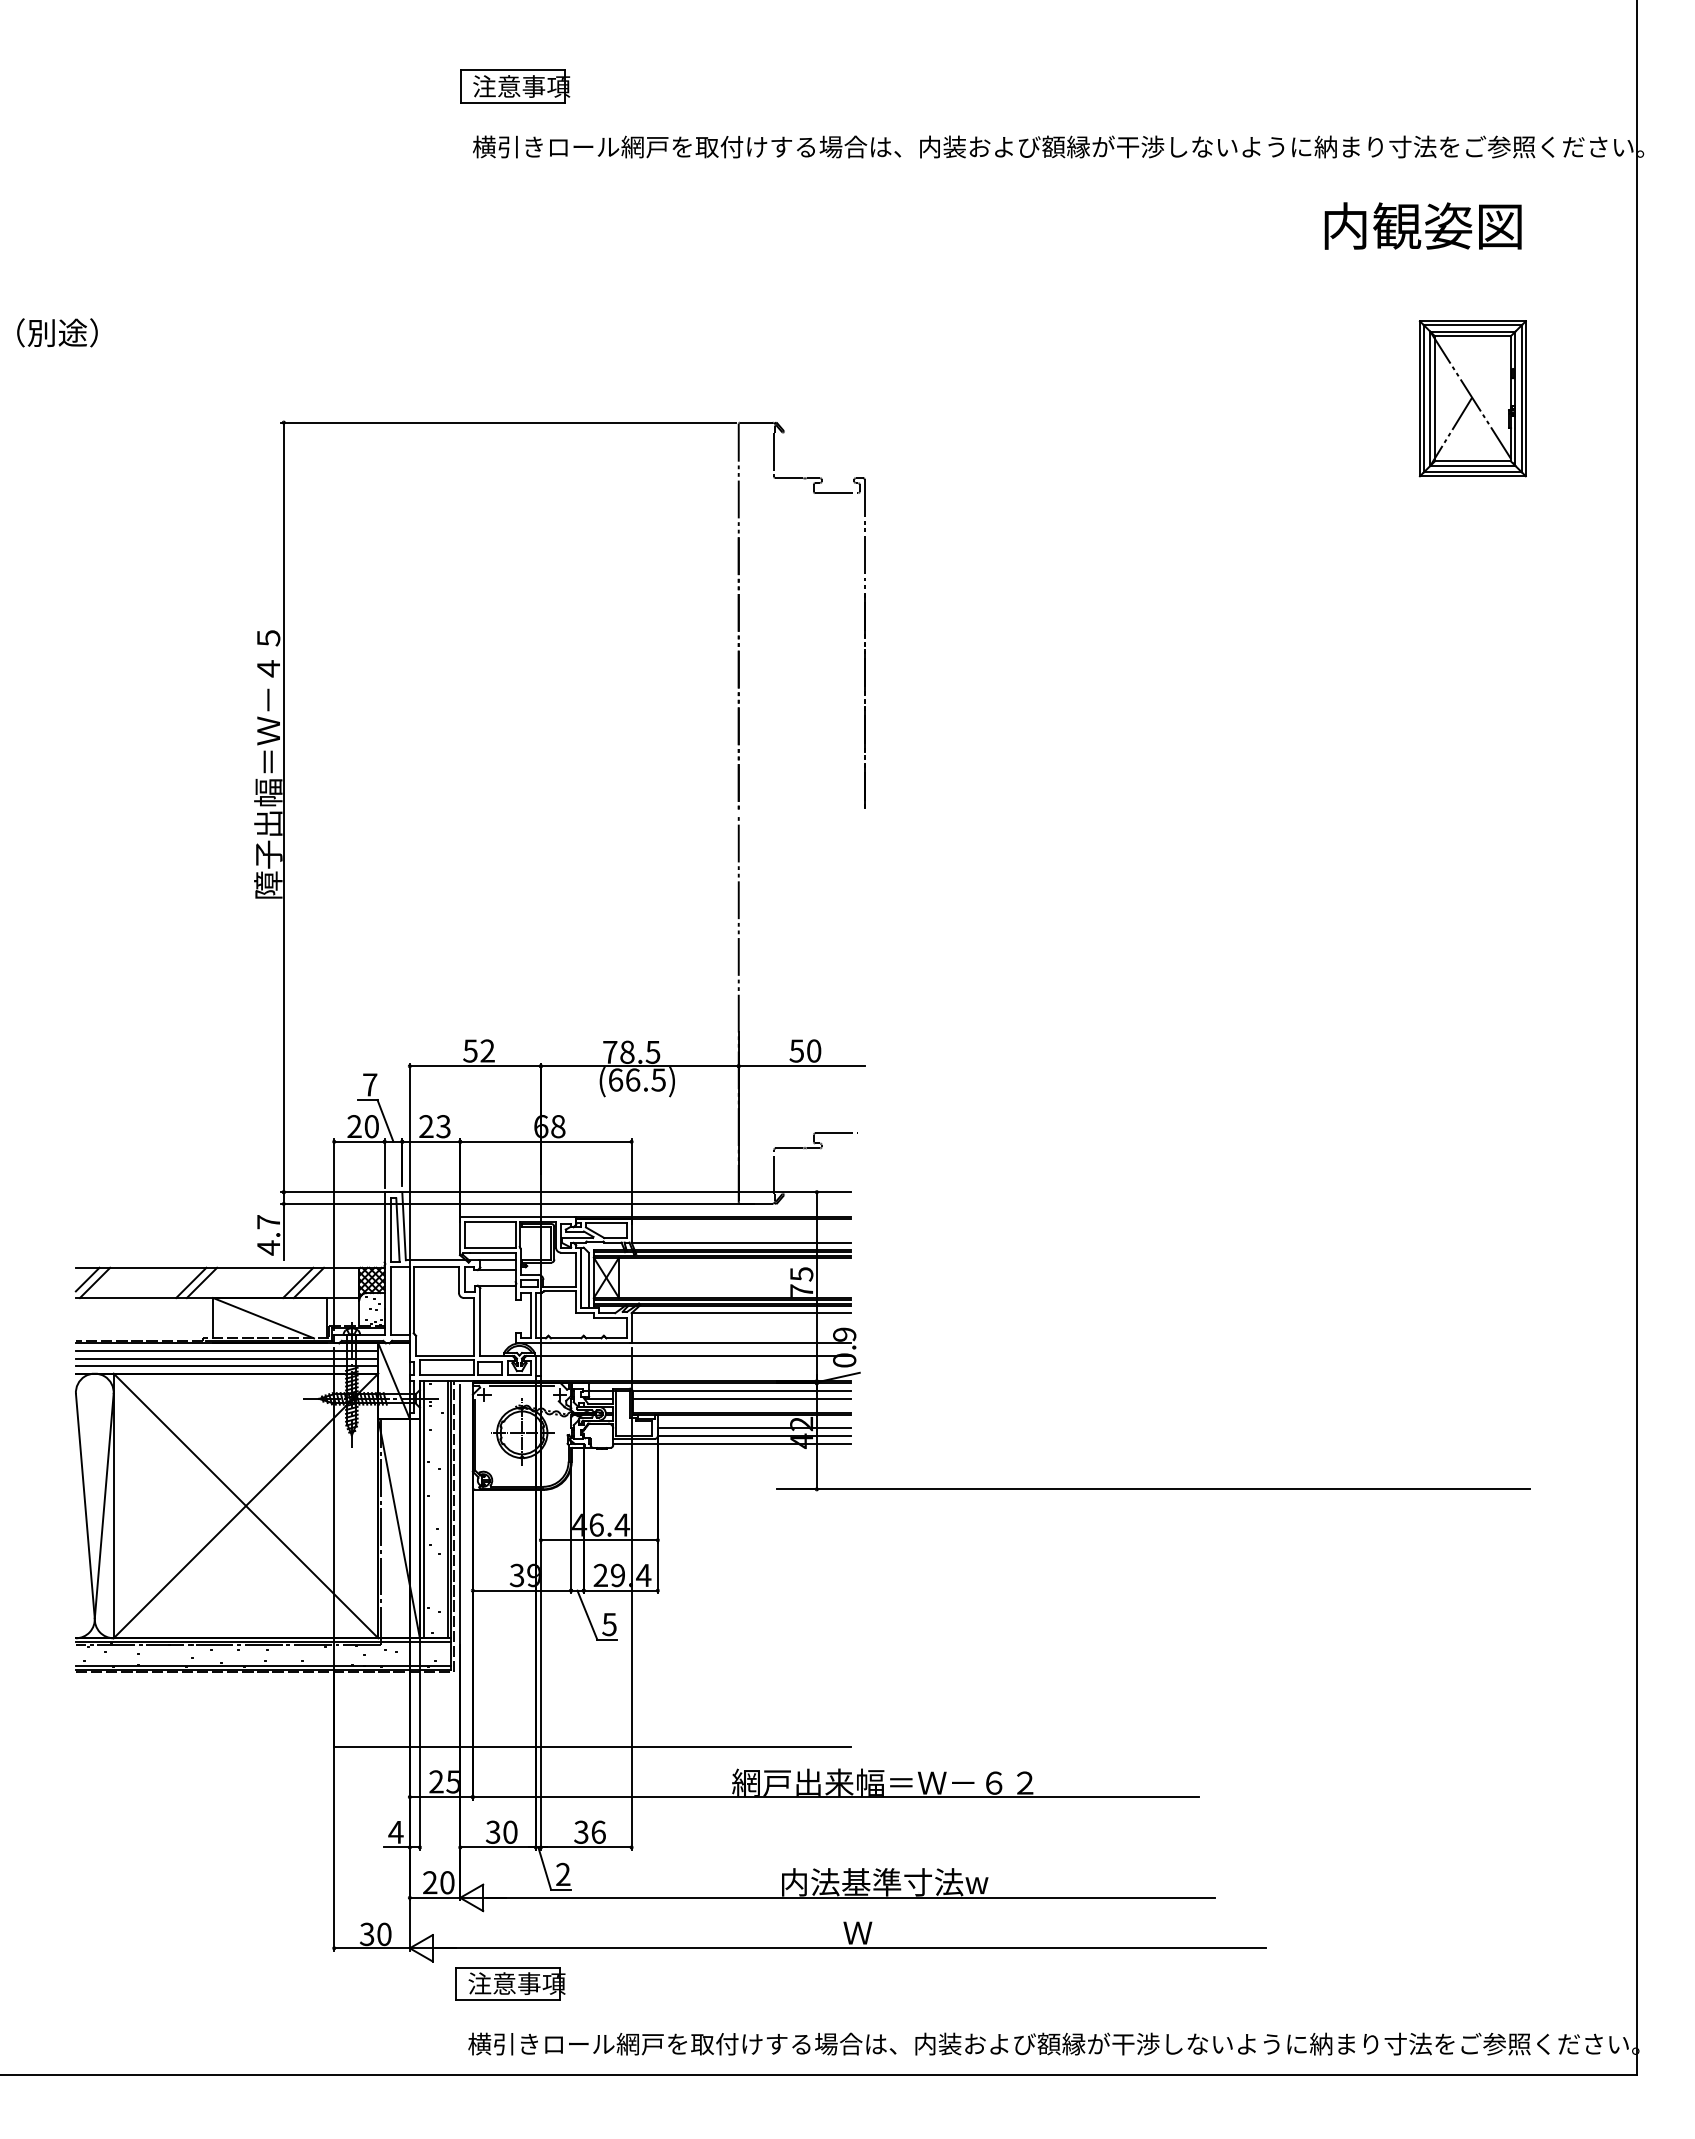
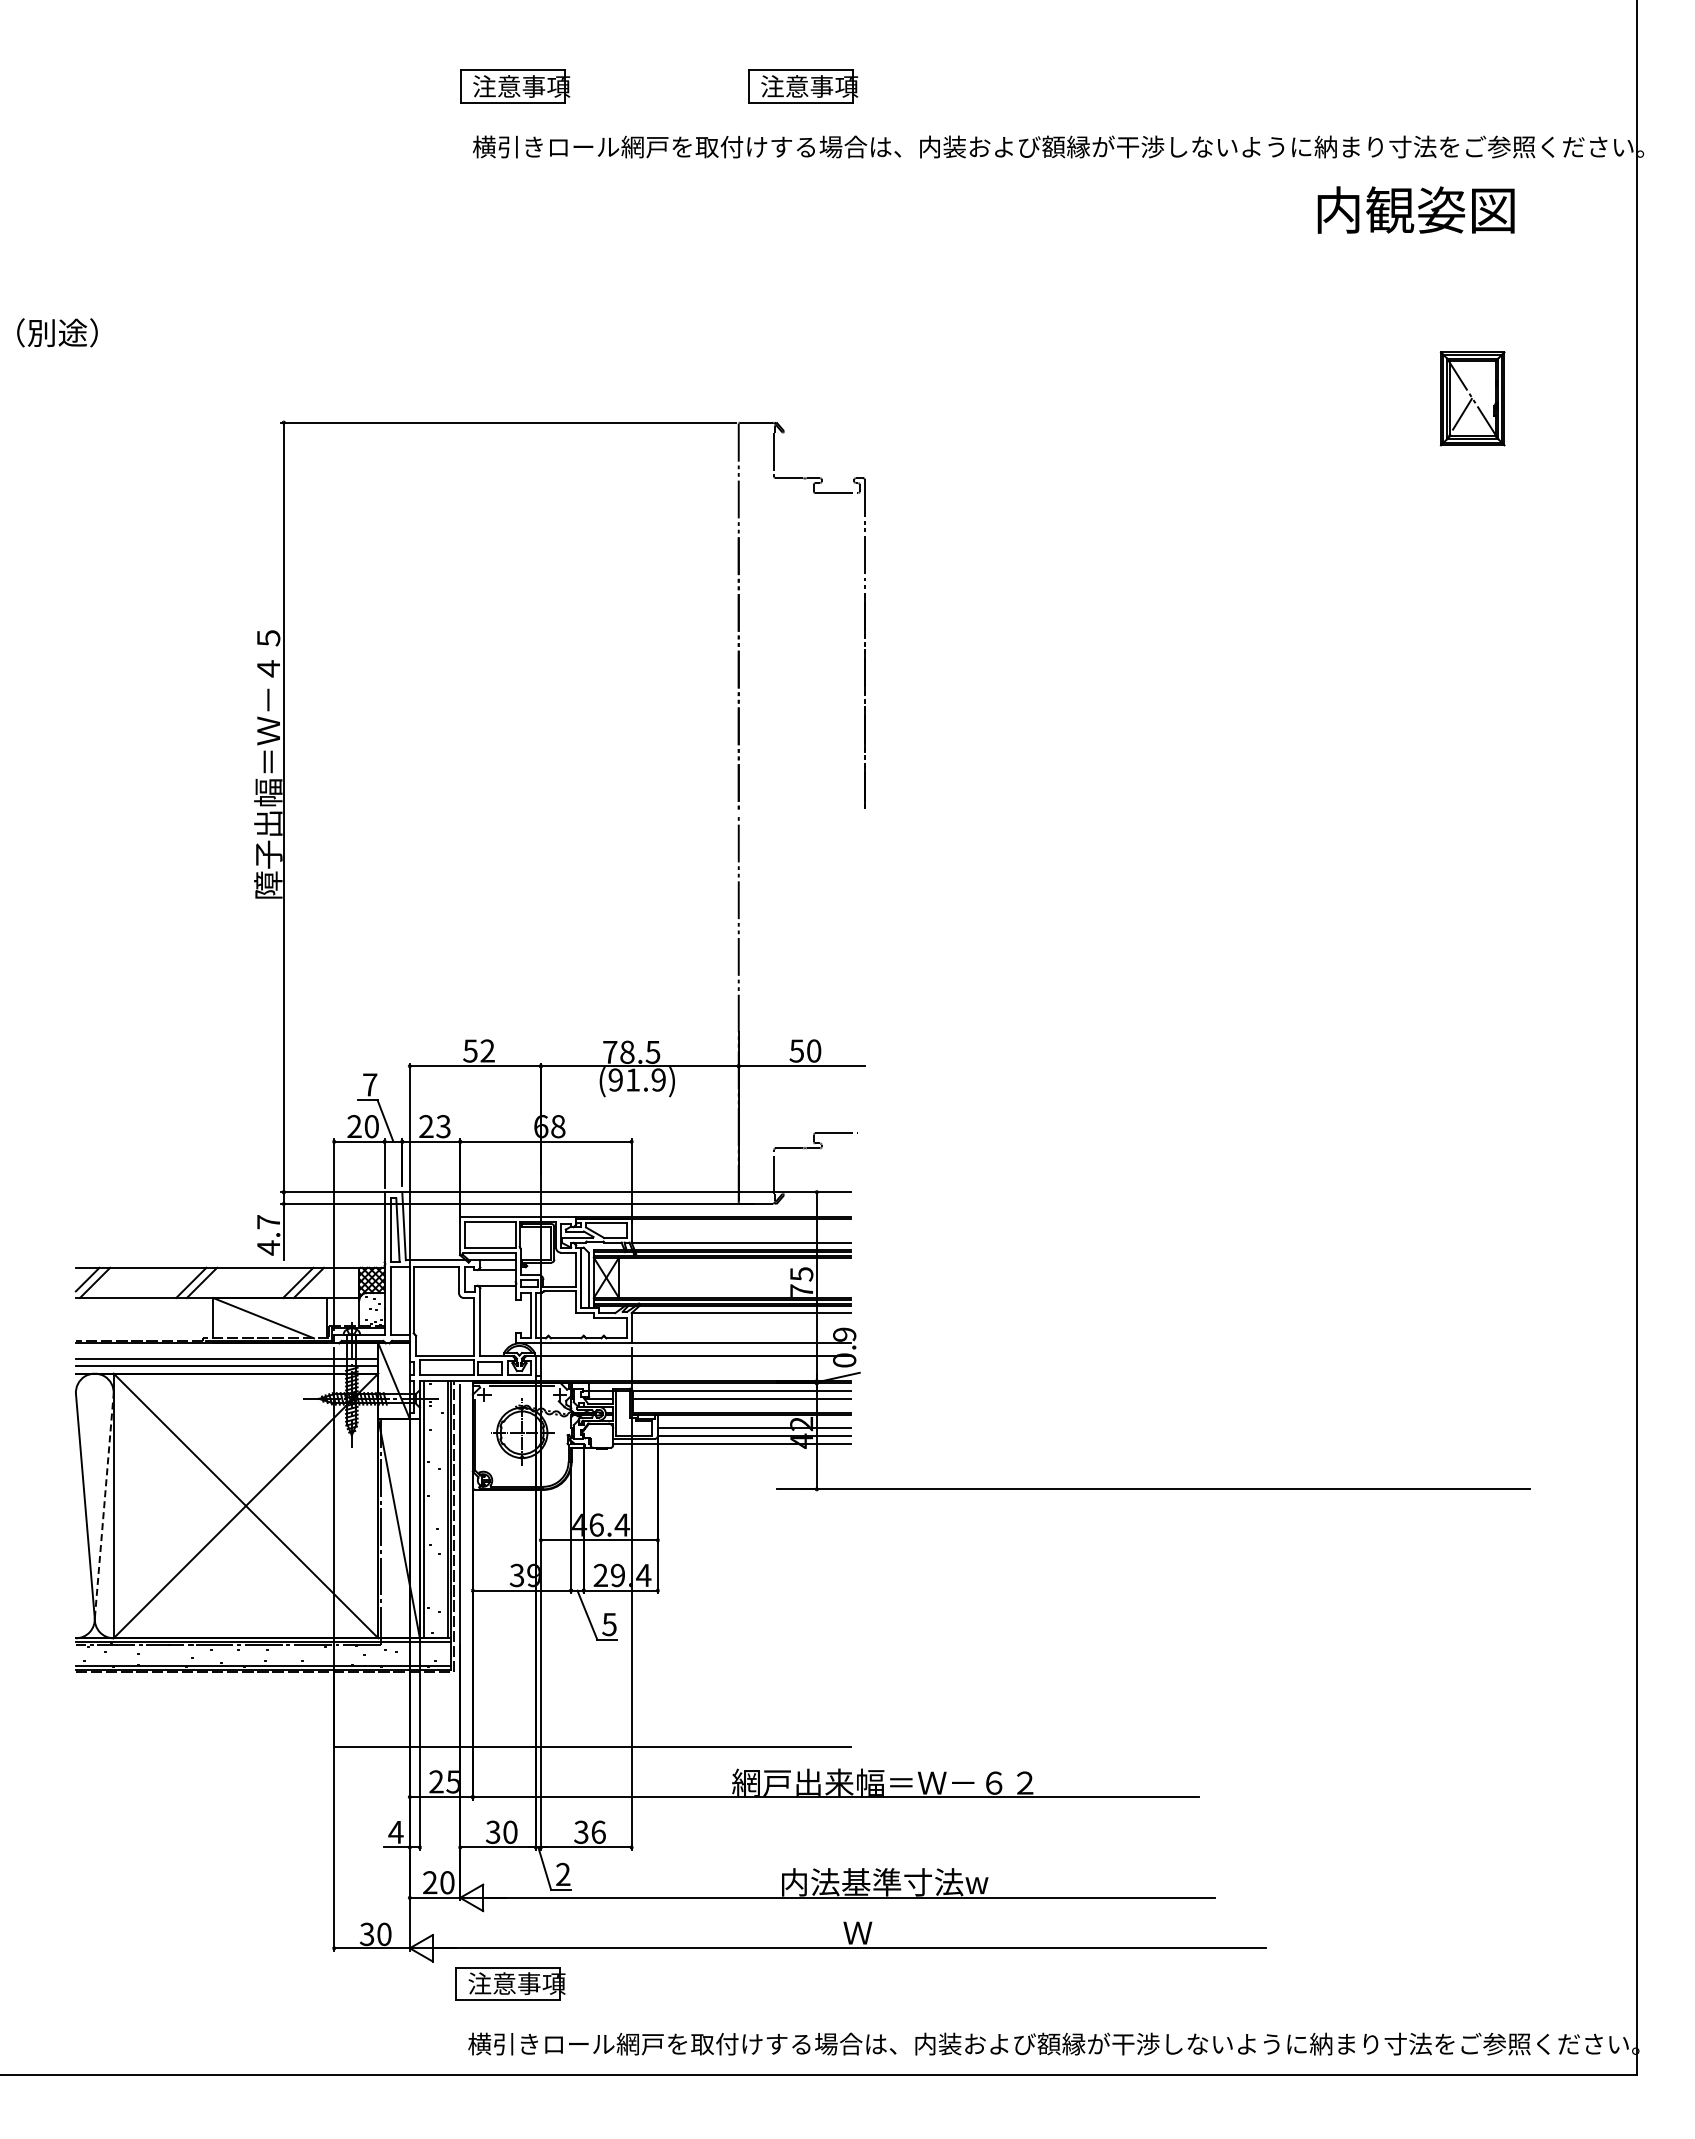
part: none -> present (803, 86)
text position: (1422, 225) -> (1415, 209) (1415, 209)
part size: 109x158 px -> 67x96 px (1472, 398)
text: (66.5) -> (91.9) (636, 1079)
line: present -> none (226, 1350)
line: solid -> dashed (104, 1505)
